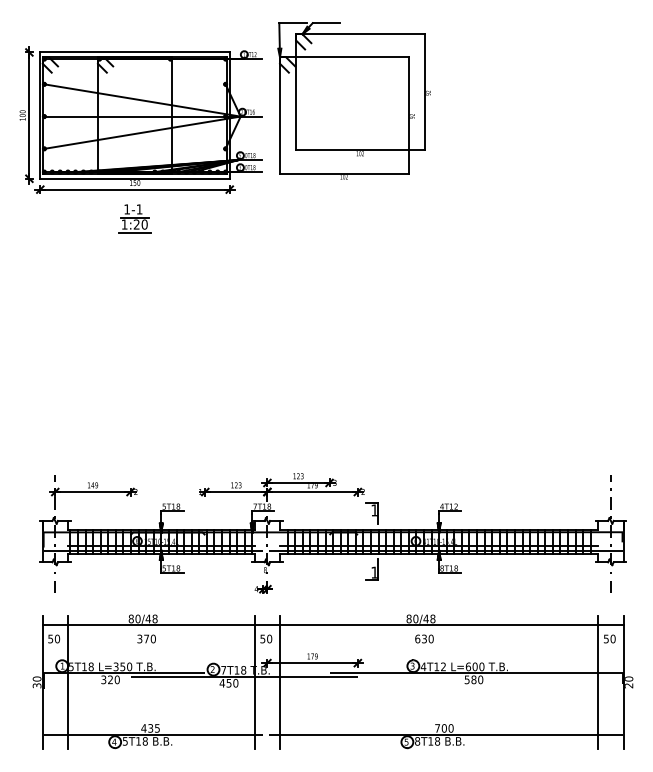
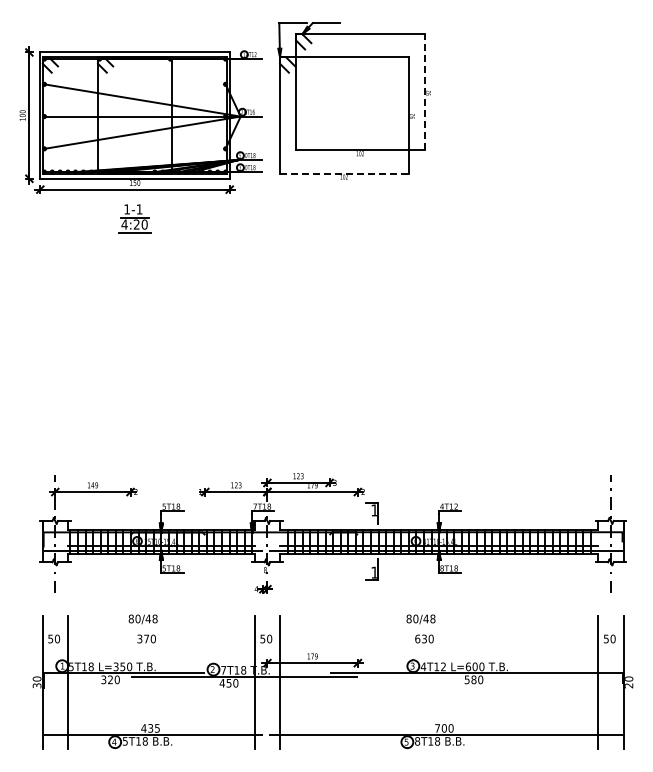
line: solid -> dashed (424, 91)
line: solid -> dashed (344, 173)
text: 1:20 -> 4:20 (124, 224)
line: present -> none (332, 624)
